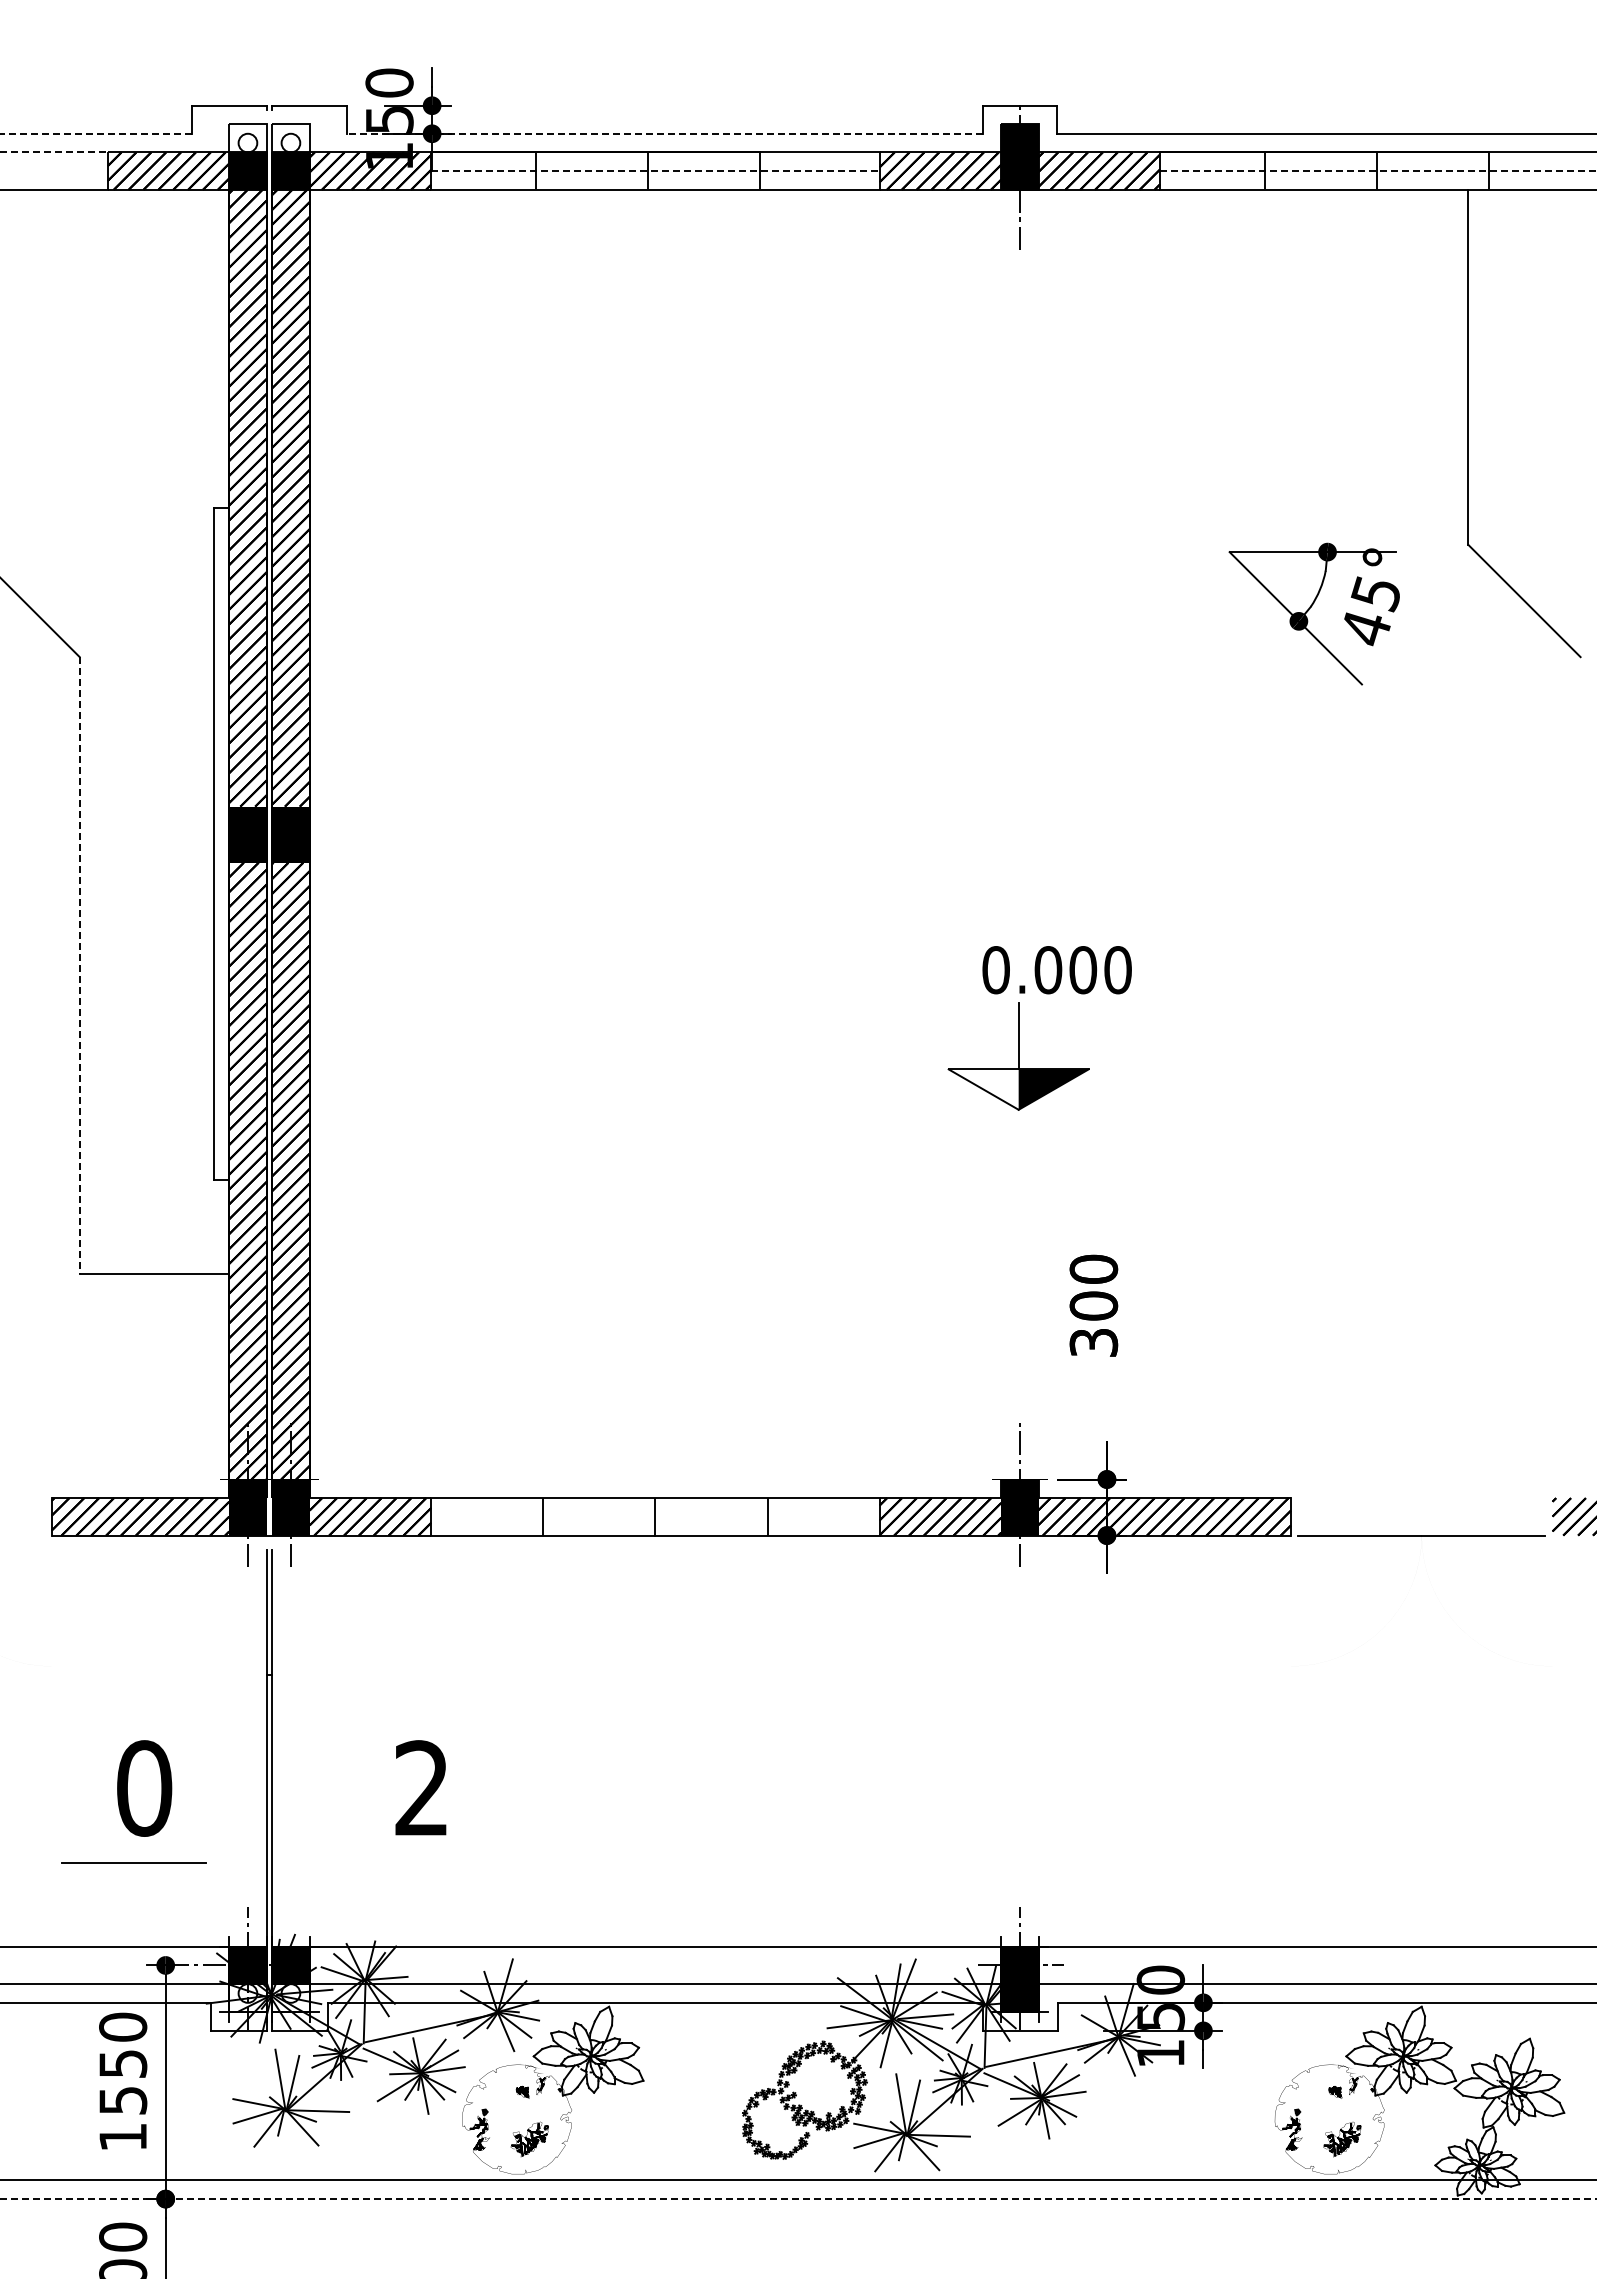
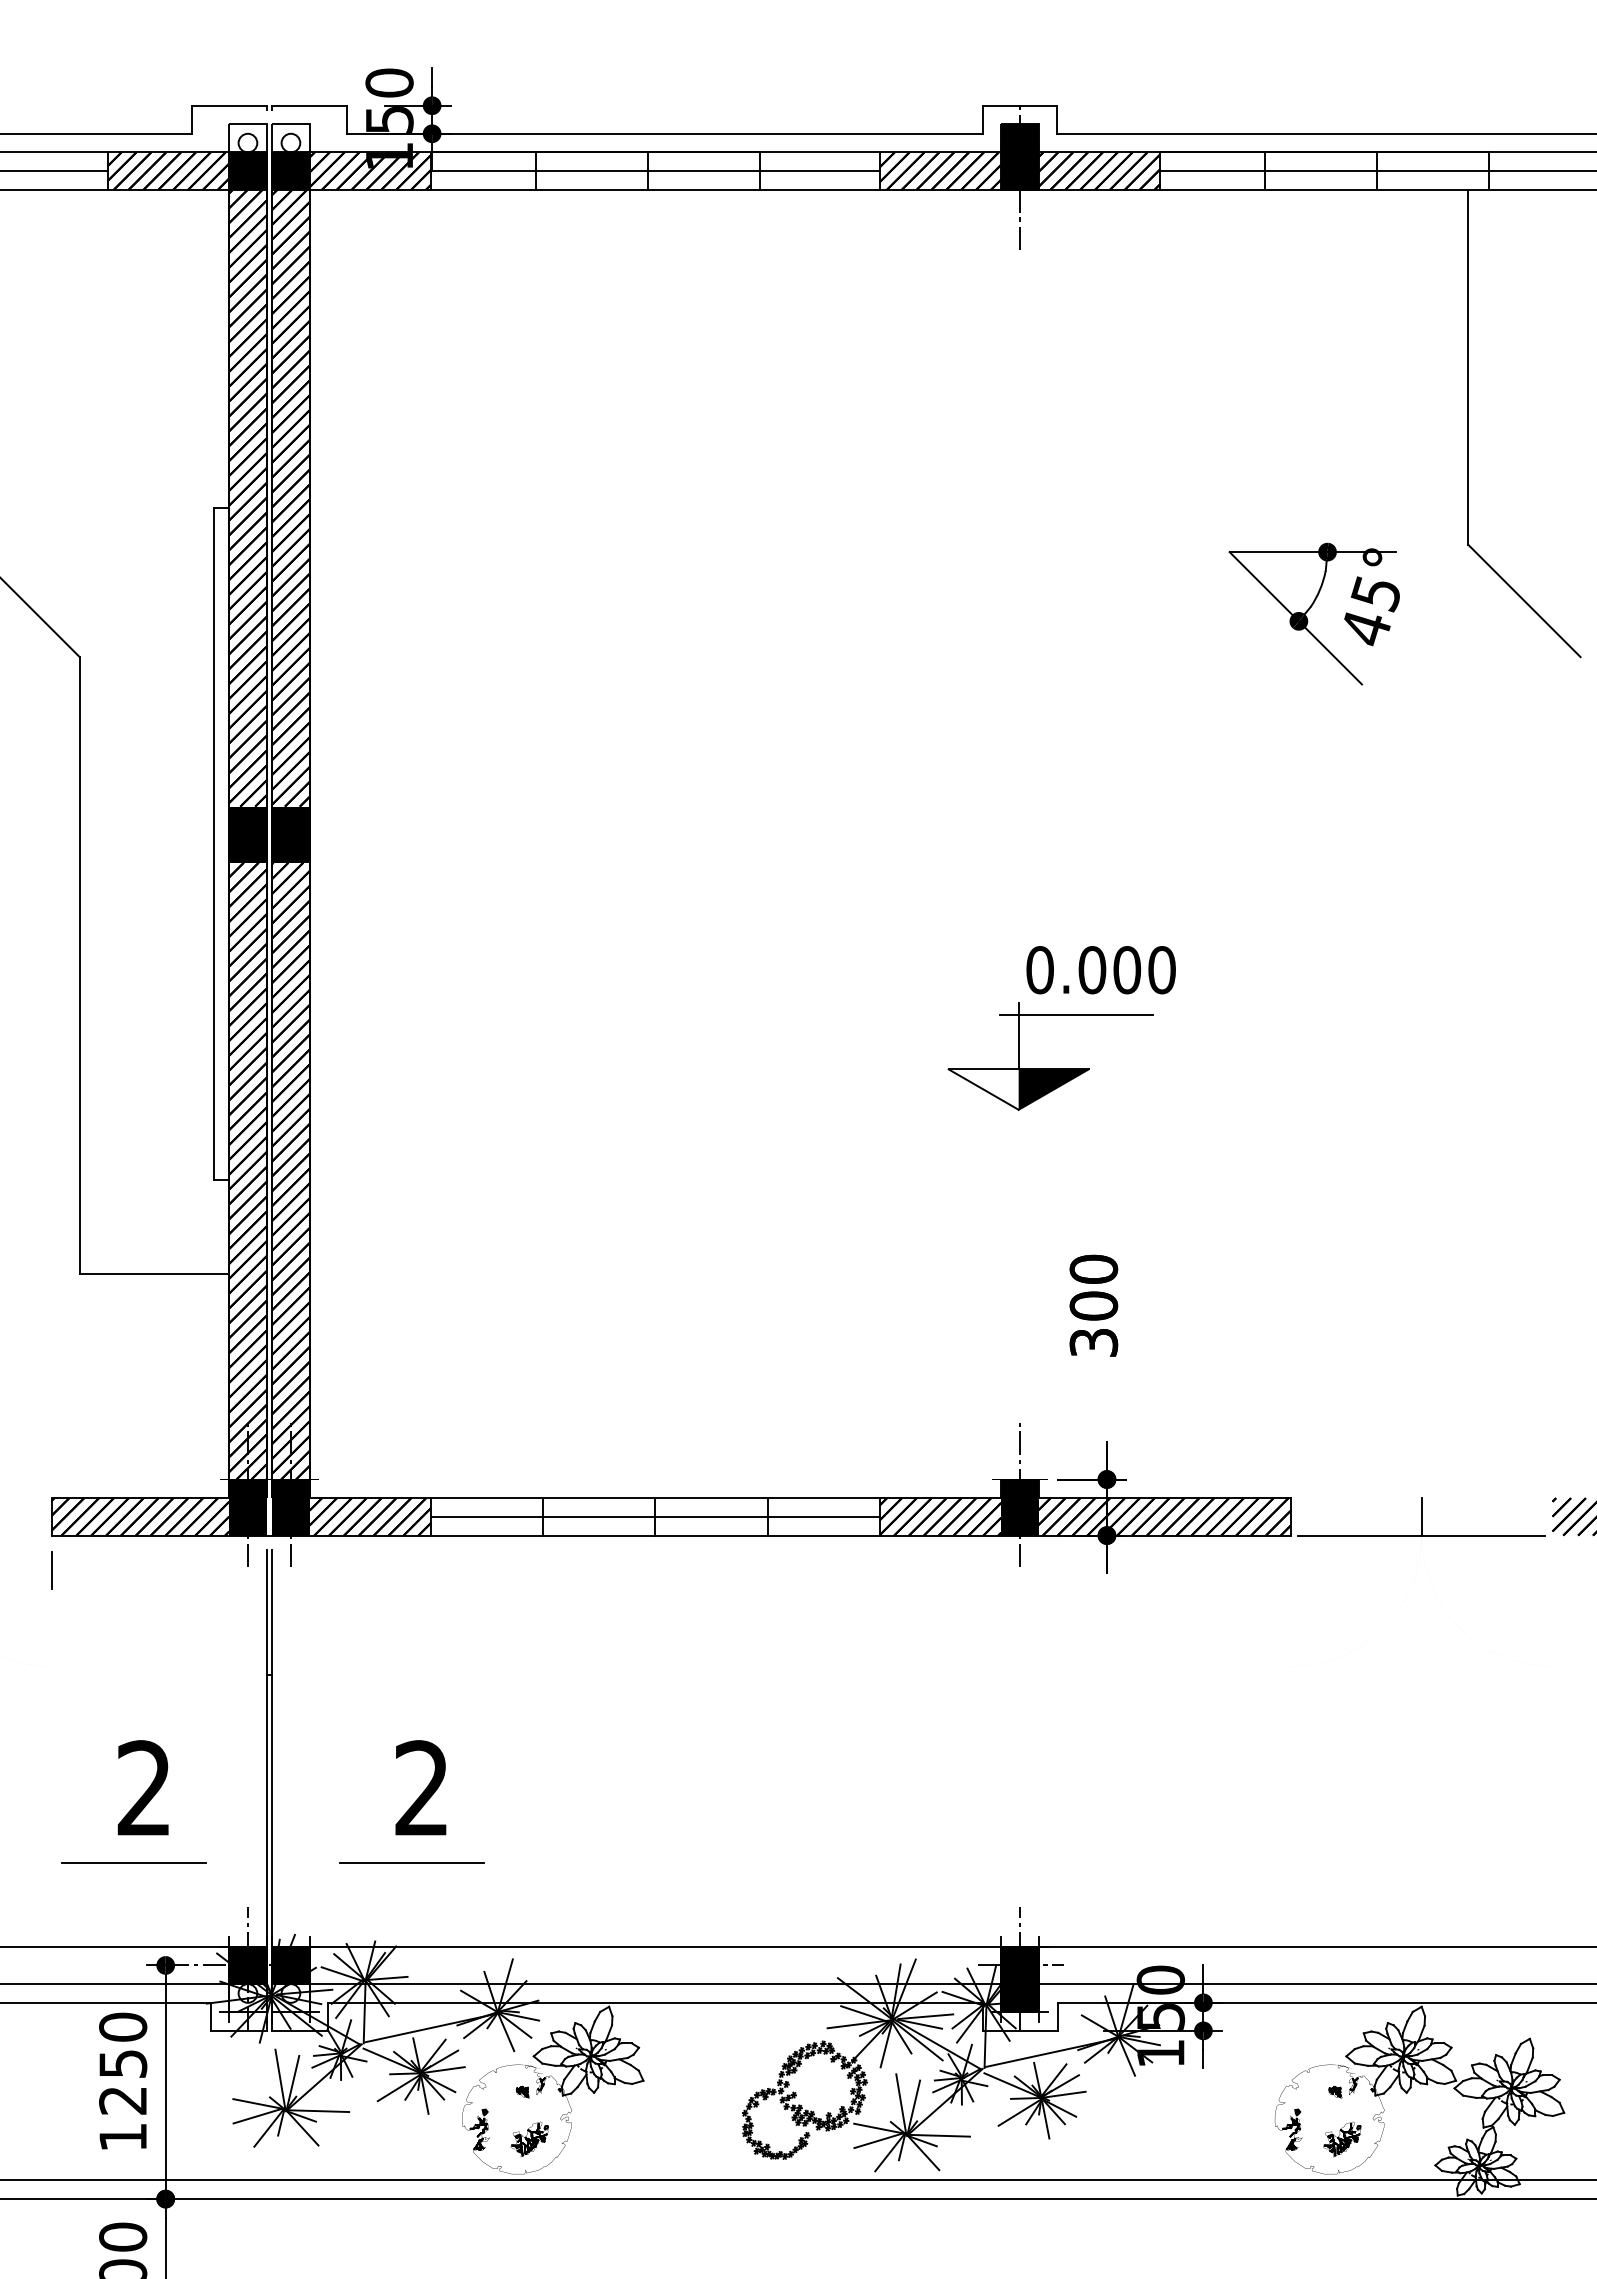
line: dashed -> solid (95, 133)
line: dashed -> solid (664, 133)
line: dashed -> solid (54, 152)
line: none -> present (54, 171)
line: dashed -> solid (655, 171)
line: dashed -> solid (1378, 171)
line: dashed -> solid (79, 966)
text position: (1056, 970) -> (1100, 970) (1100, 970)
line: none -> present (1076, 1015)
line: none -> present (655, 1516)
line: none -> present (1421, 1516)
line: none -> present (51, 1570)
text: 0 -> 2 (144, 1788)
line: none -> present (411, 1863)
text: 1550 -> 1250 (123, 2100)
line: dashed -> solid (798, 2199)
